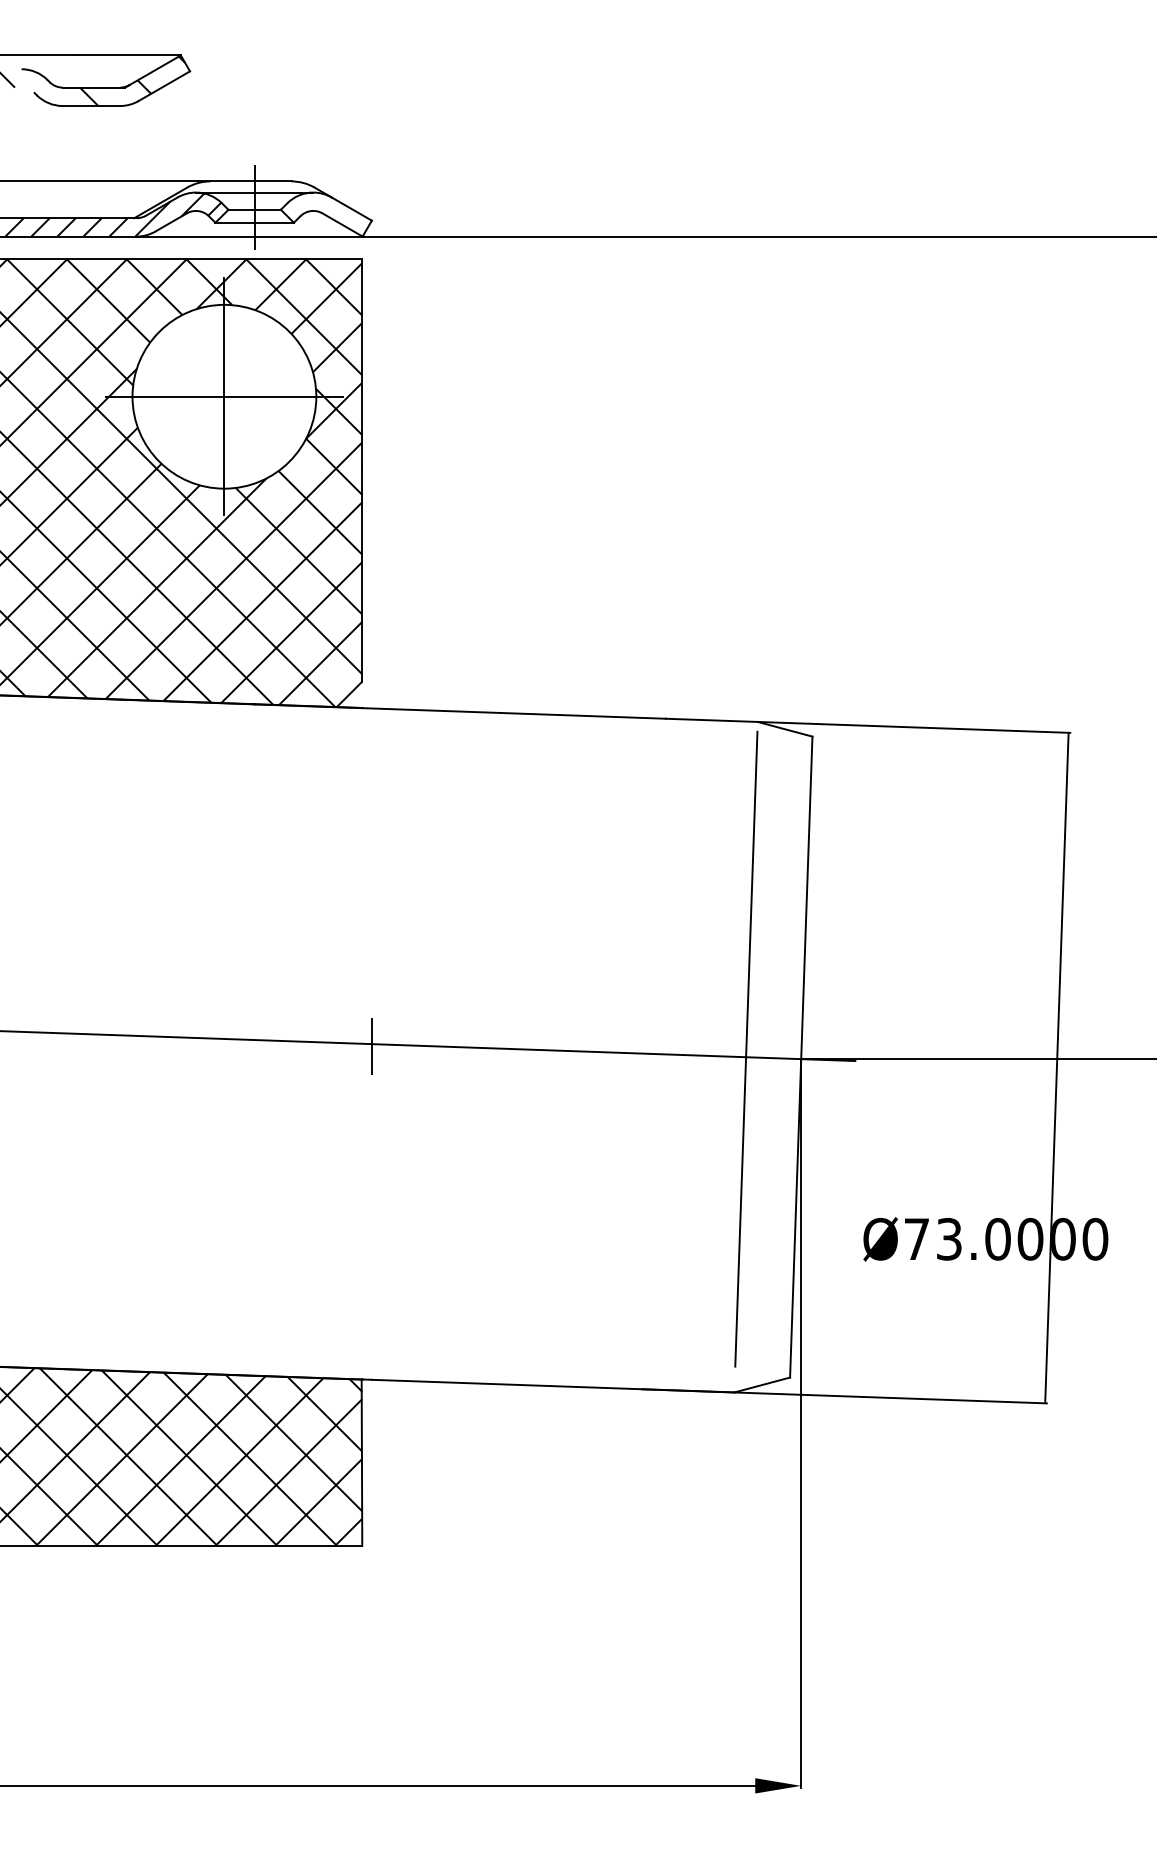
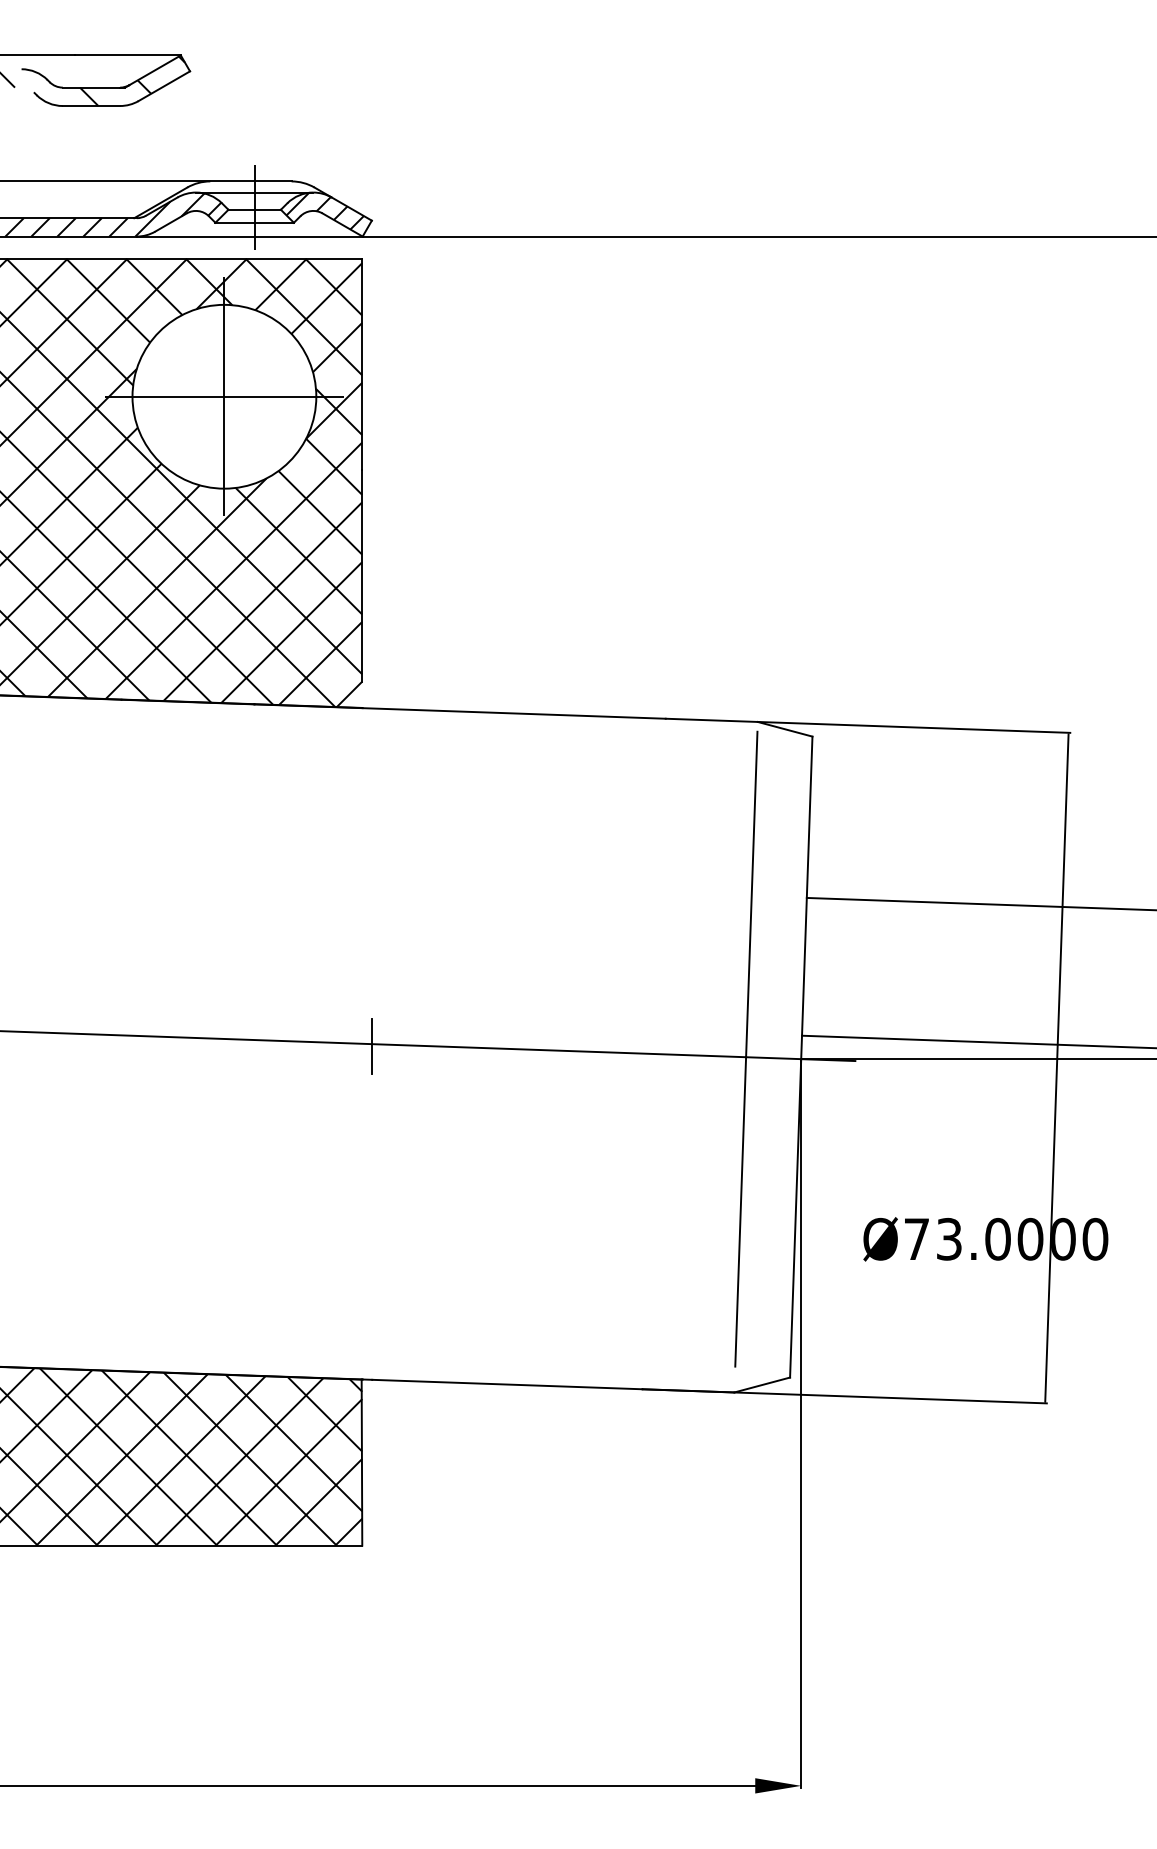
hatch: none -> present (324, 210)
line: none -> present (979, 903)
line: none -> present (977, 1041)
